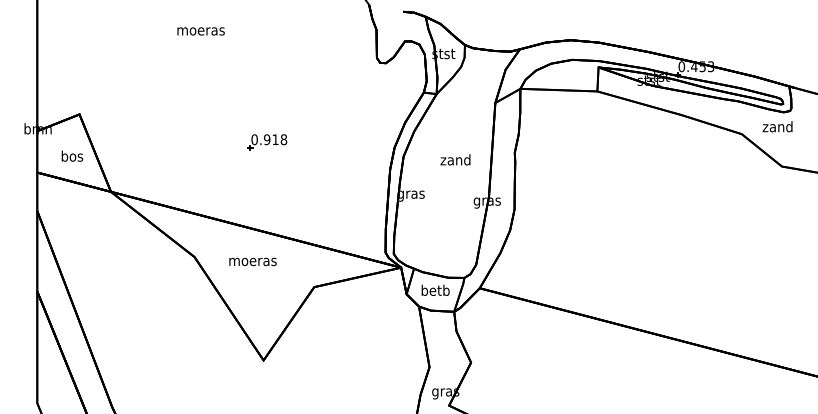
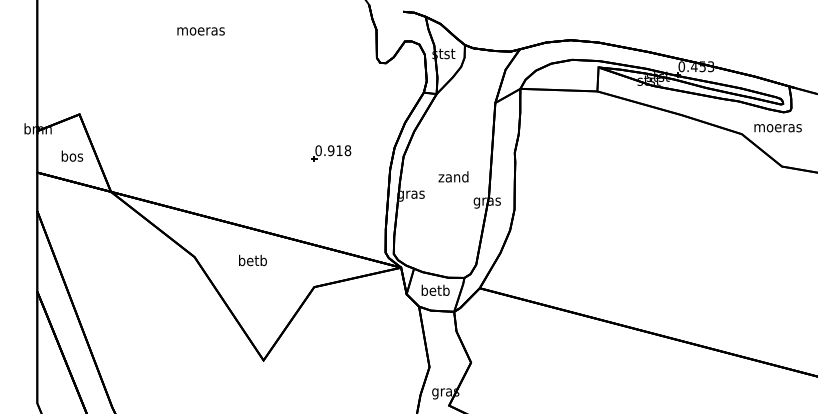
text: zand -> moeras (777, 126)
part position: (267, 142) -> (331, 153) (331, 153)
text position: (455, 159) -> (453, 176) (453, 176)
text: moeras -> betb (252, 260)
